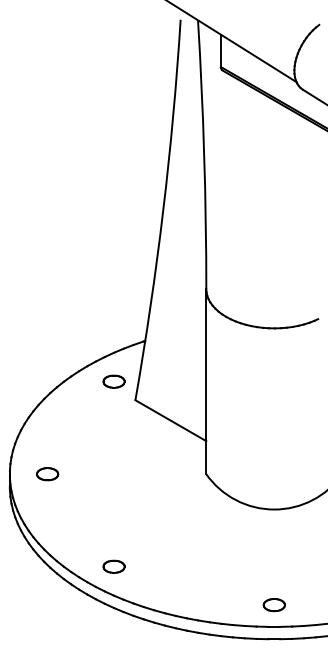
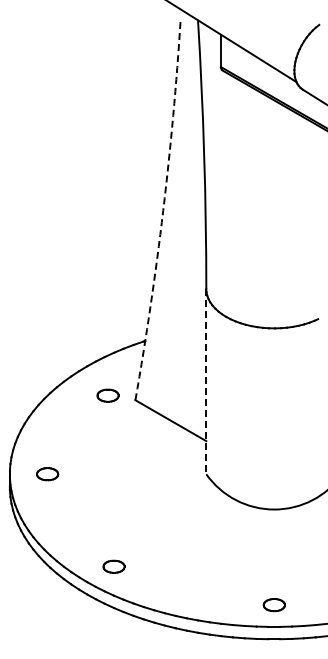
arc: solid -> dashed (163, 210)
part position: (113, 381) -> (107, 395) (107, 395)
line: solid -> dashed (206, 381)
